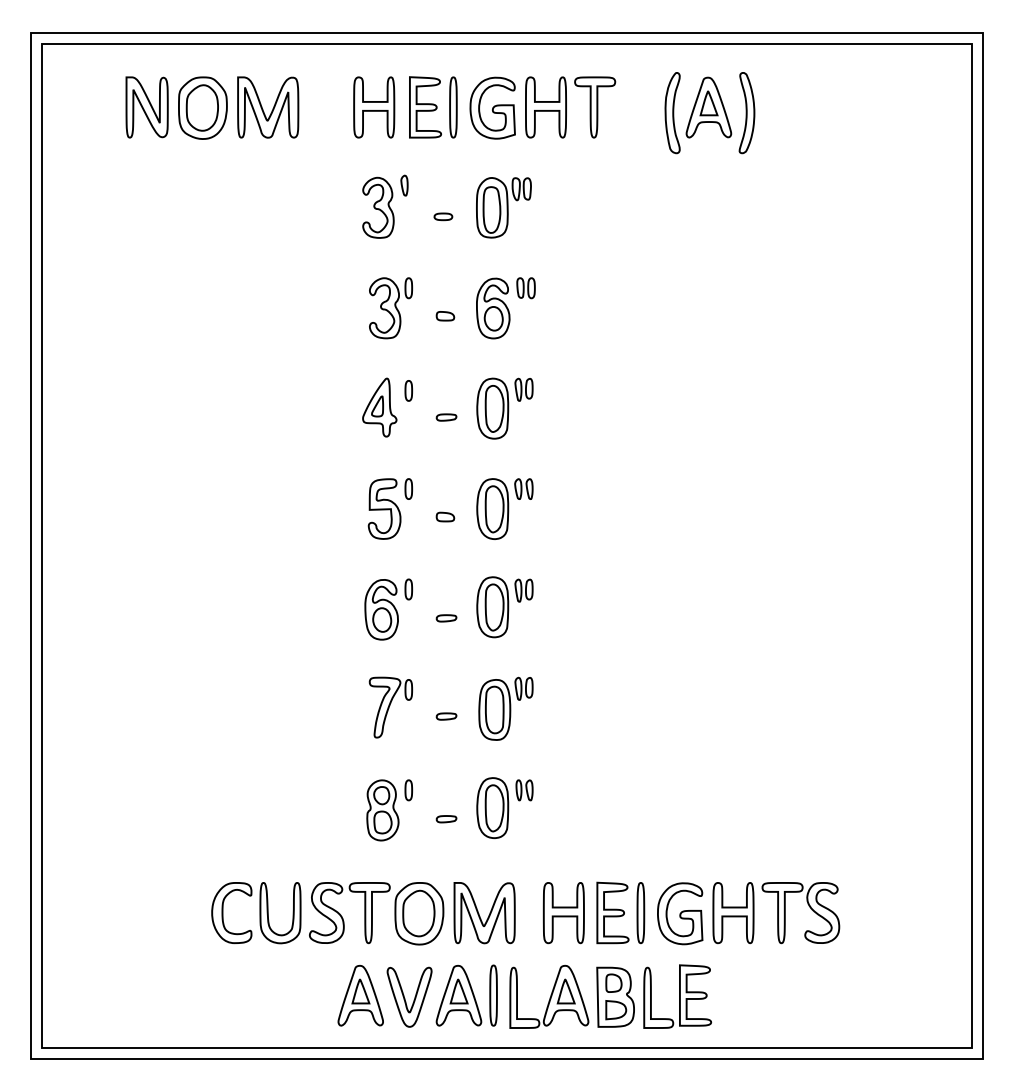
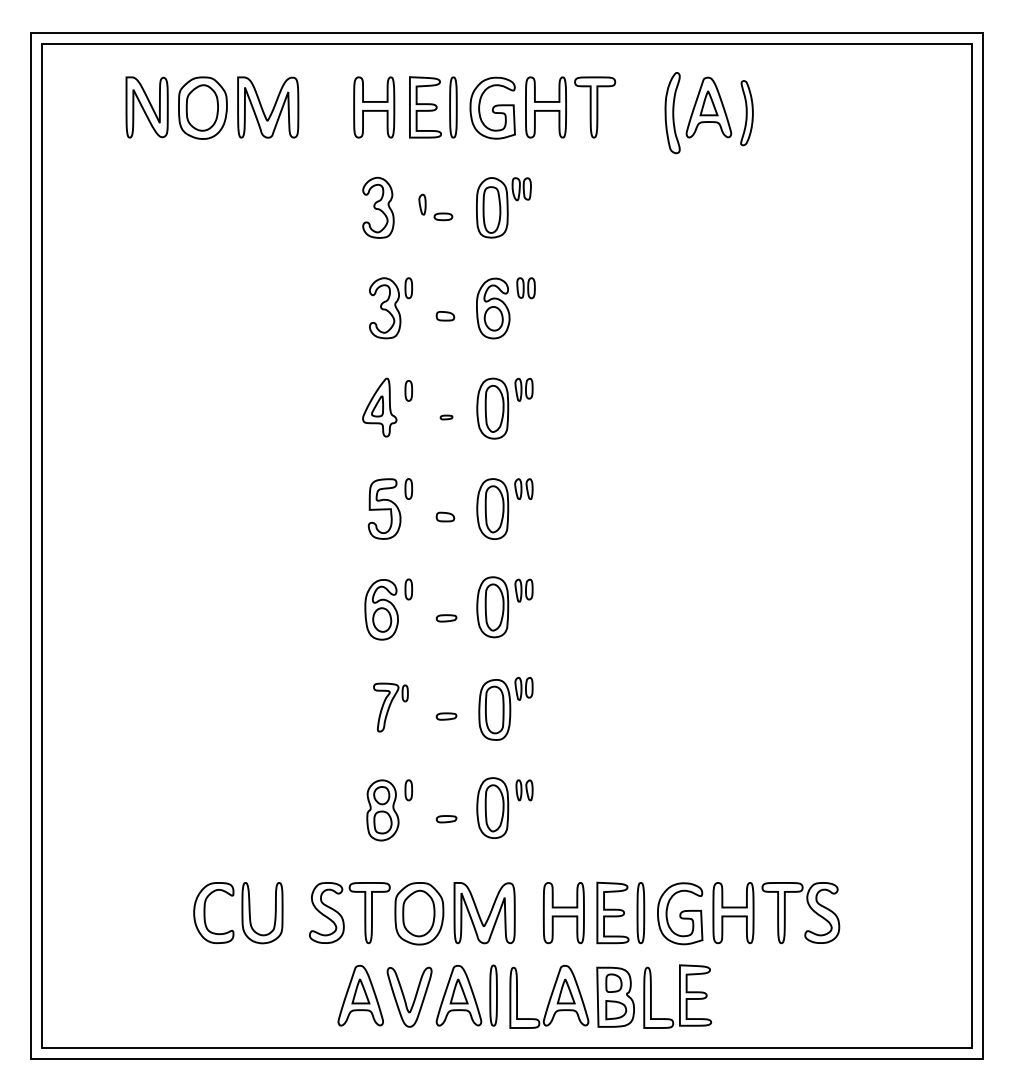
part size: 18x83 px -> 14x67 px (746, 113)
part position: (404, 185) -> (422, 204) (422, 204)
part size: 23x9 px -> 15x7 px (446, 417)
part size: 46x63 px -> 36x51 px (390, 707)
part position: (256, 913) -> (238, 913) (238, 913)
